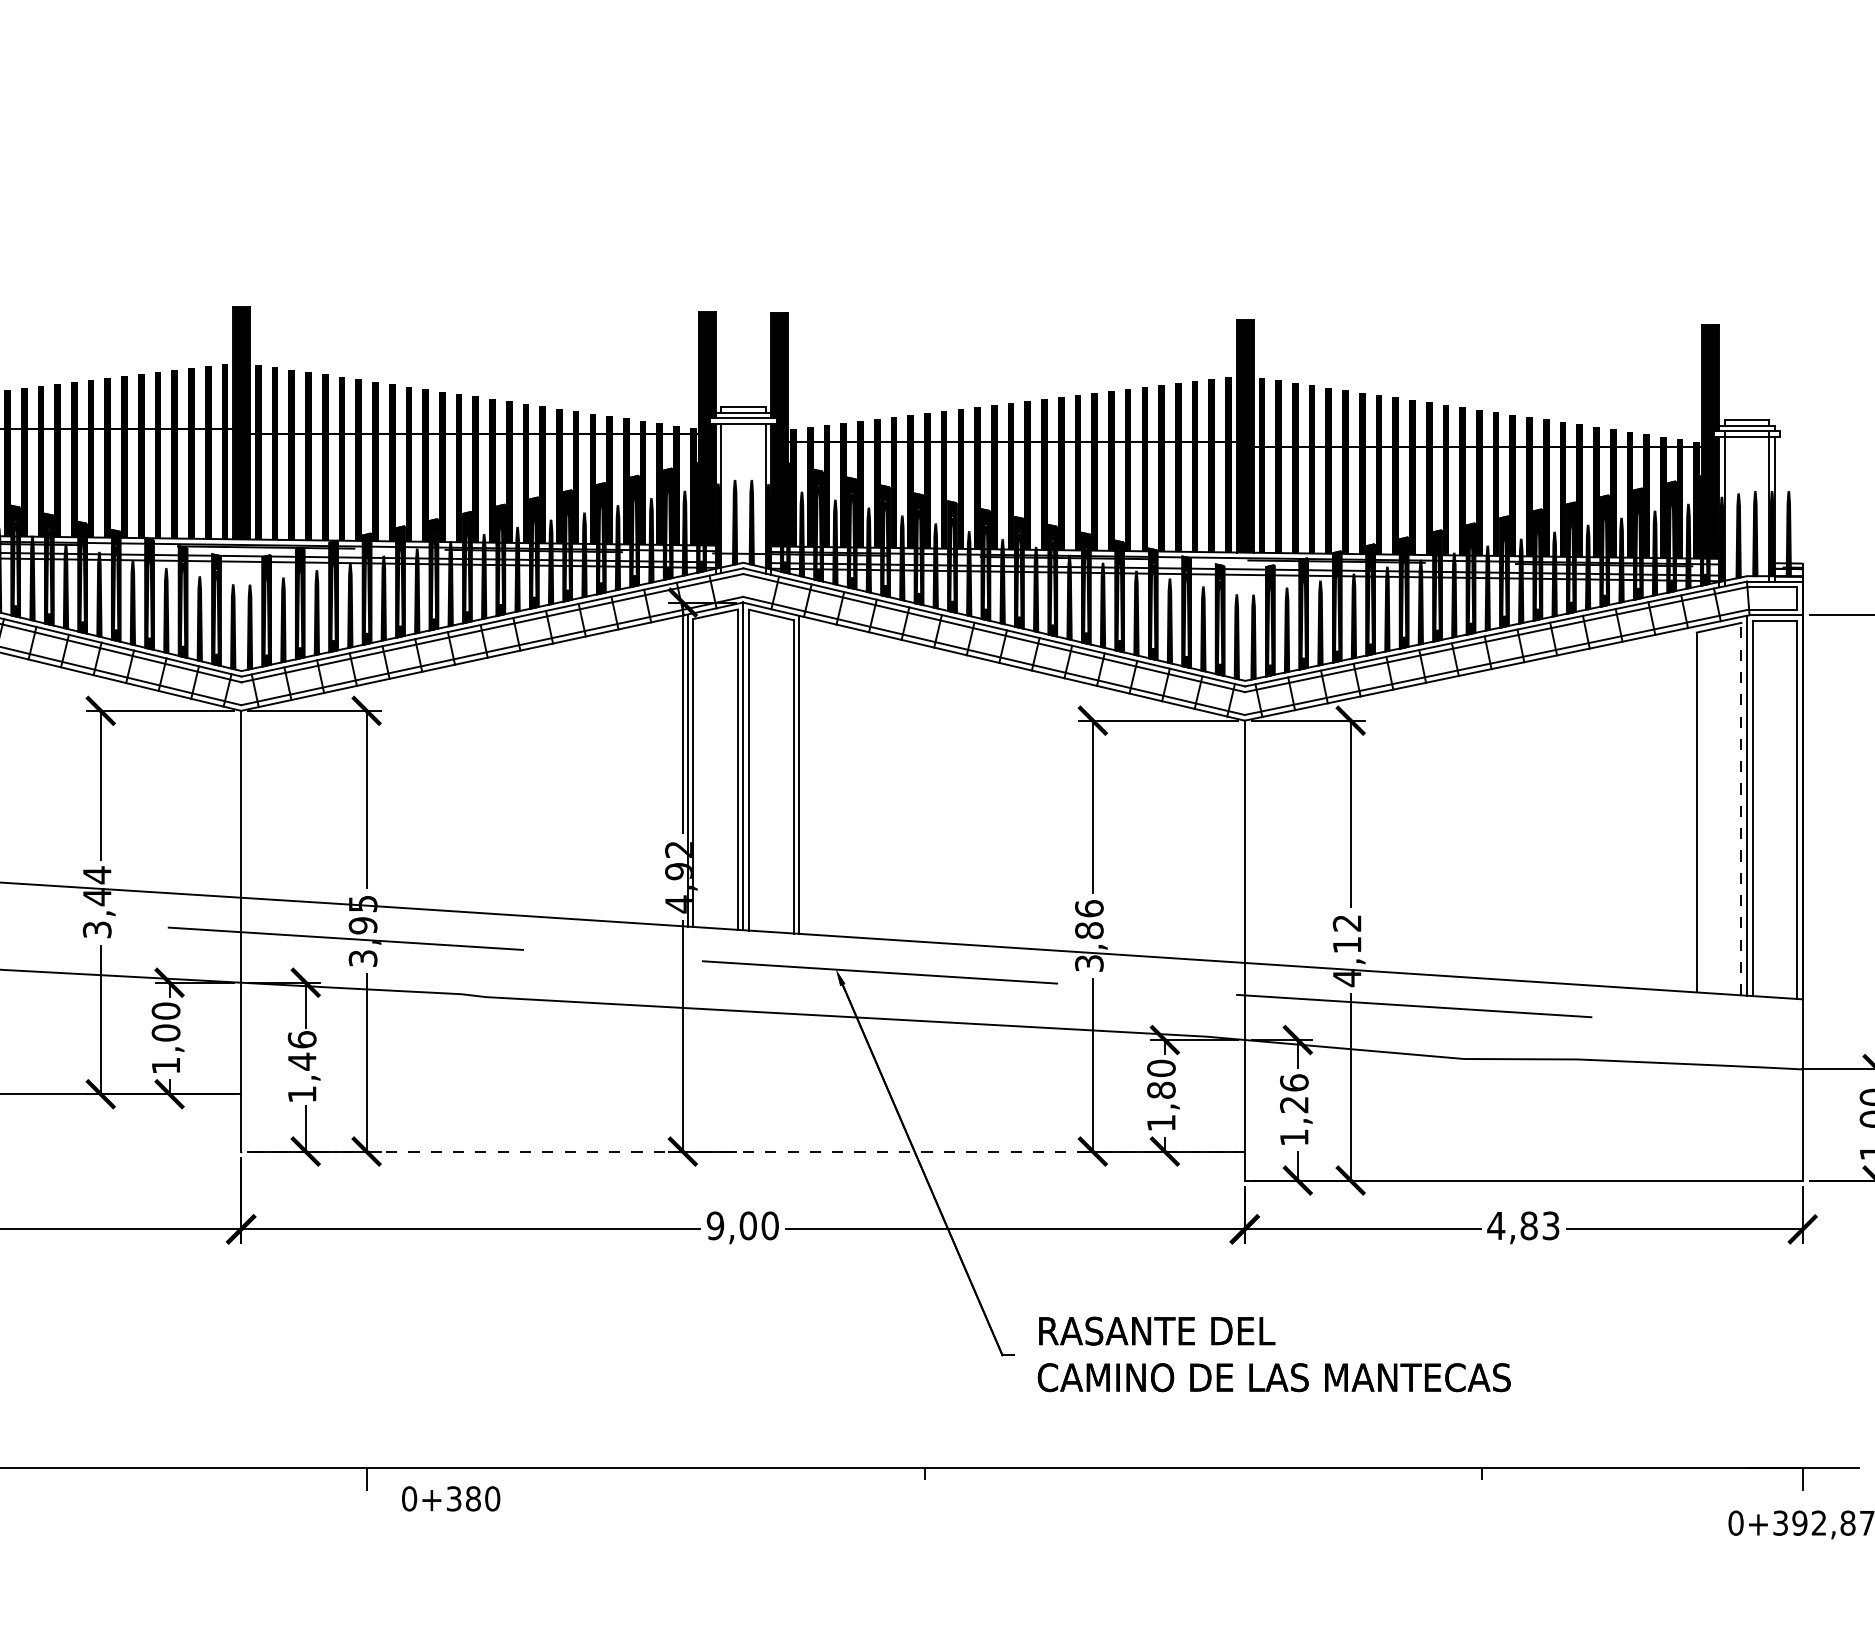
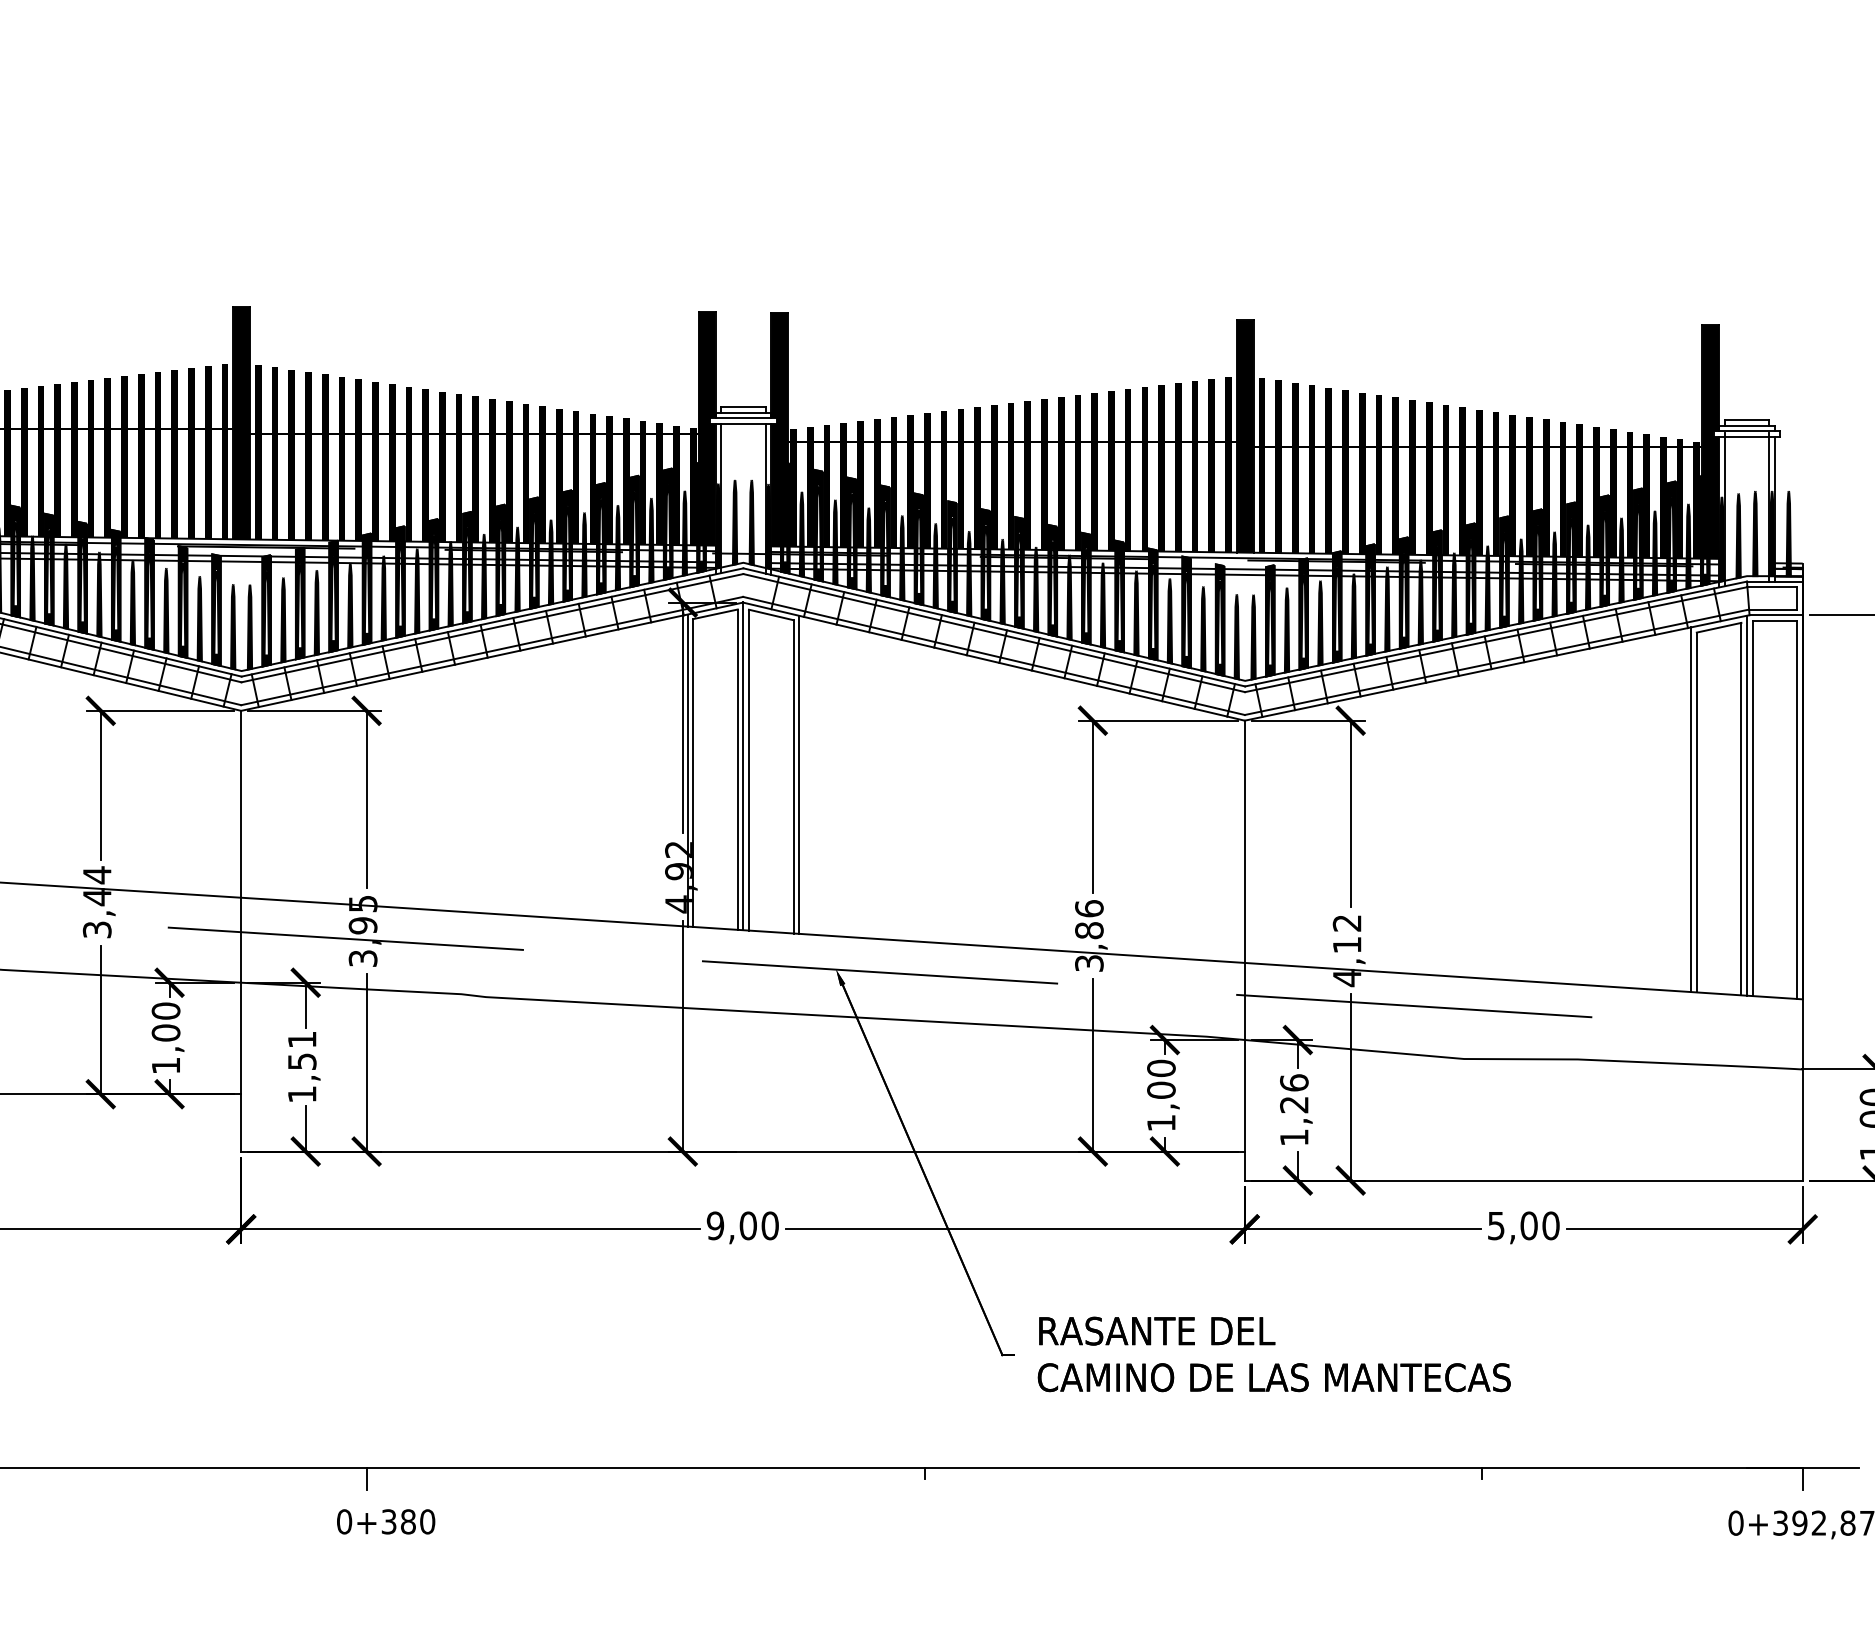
line: dashed -> solid (1741, 808)
line: none -> present (1691, 809)
text: 1,46 -> 1,51 (301, 1050)
text: 1,80 -> 1,00 (1161, 1089)
line: dashed -> solid (742, 1151)
text: 4,83 -> 5,00 (1523, 1225)
text position: (451, 1498) -> (386, 1521) (386, 1521)
